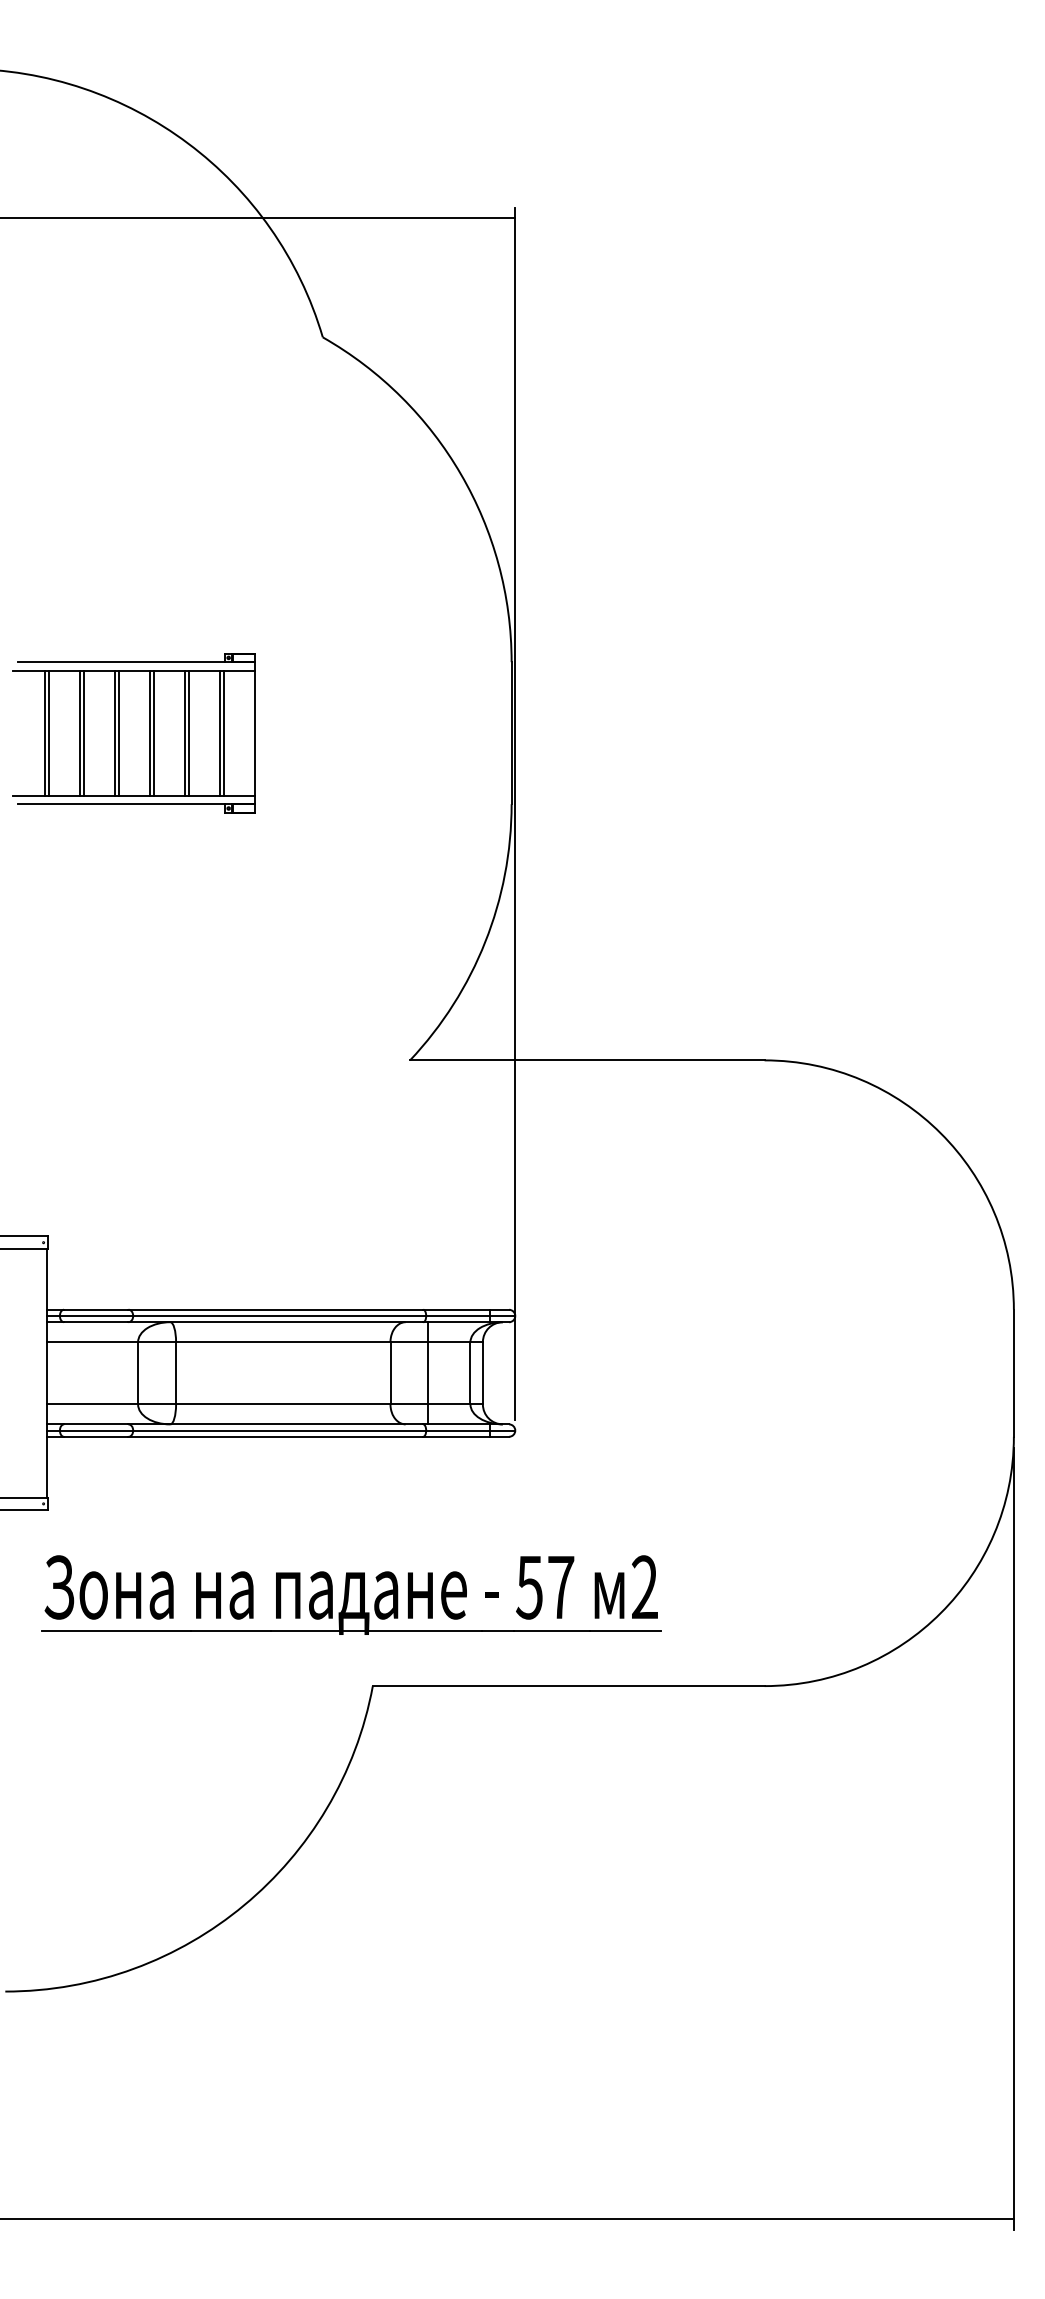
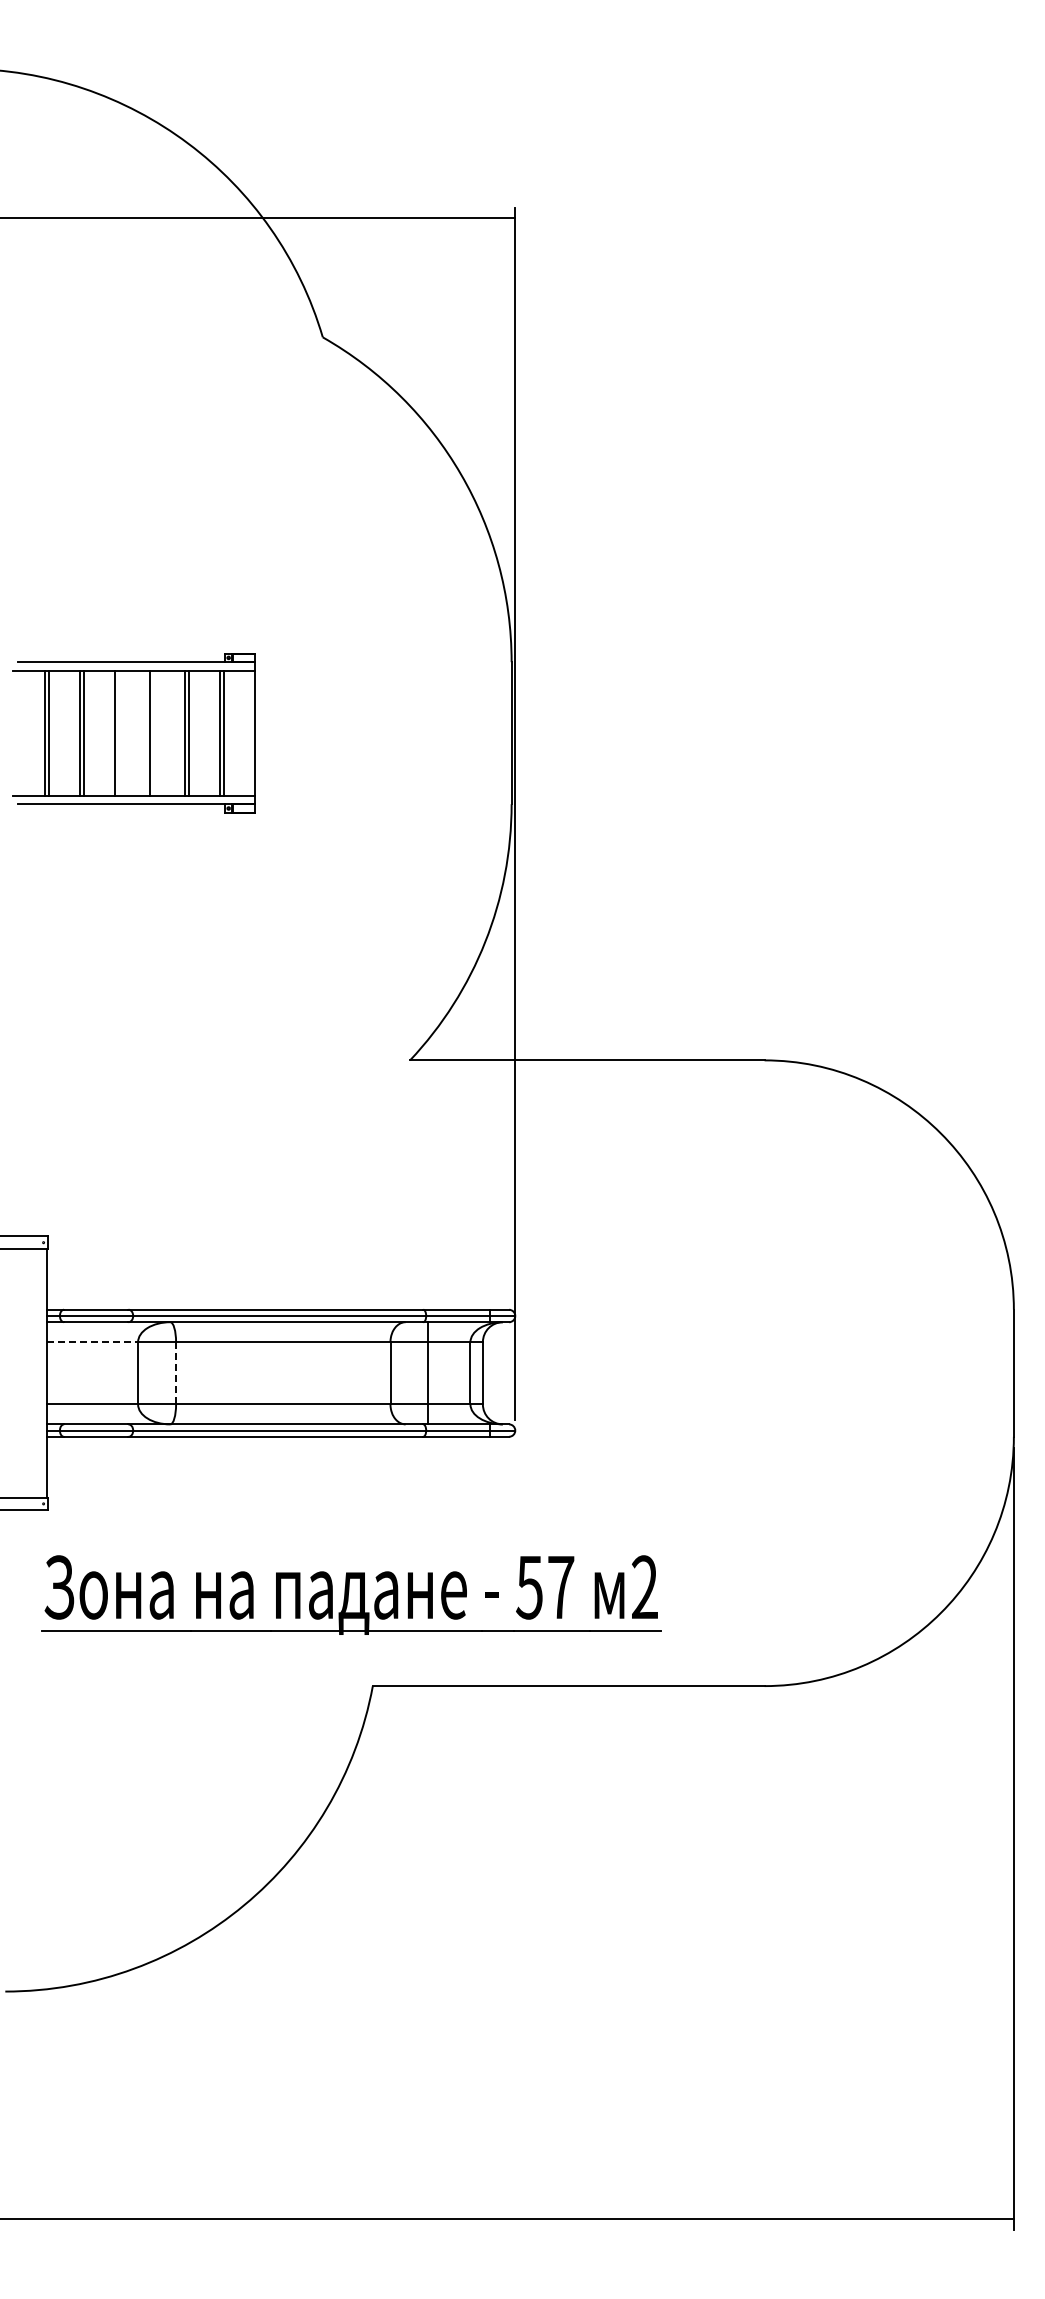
line: present -> none (119, 732)
line: present -> none (153, 732)
line: solid -> dashed (93, 1342)
line: solid -> dashed (176, 1373)
